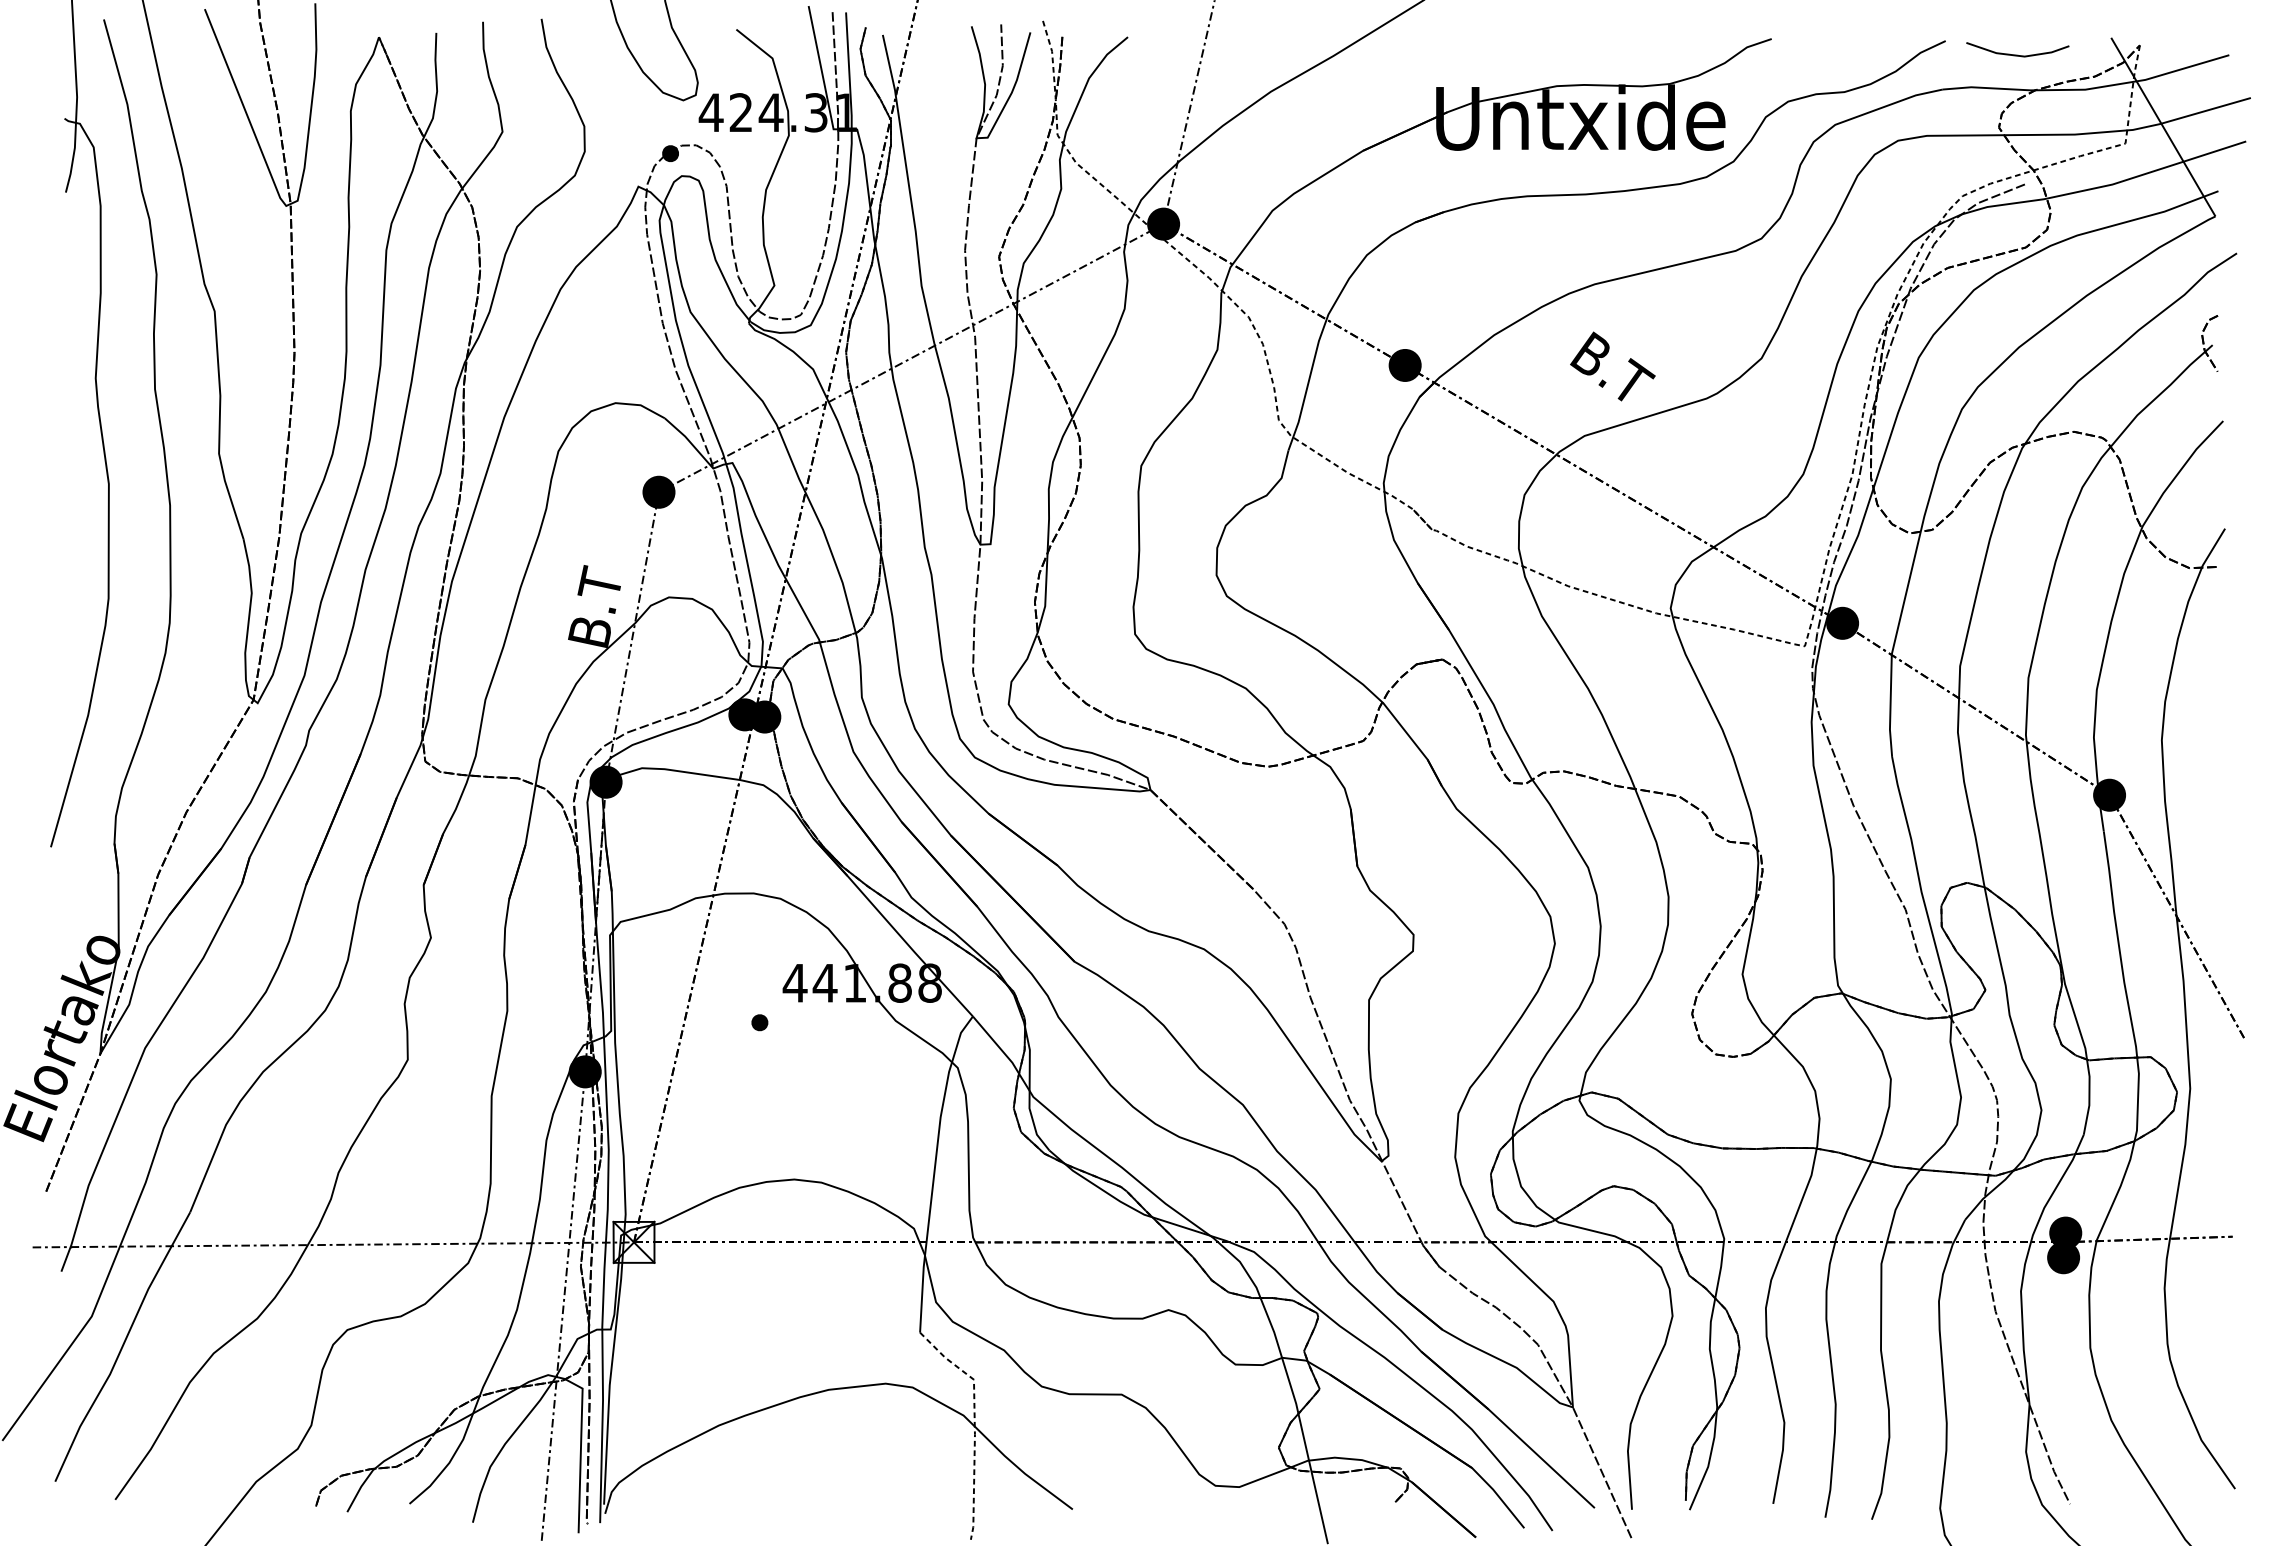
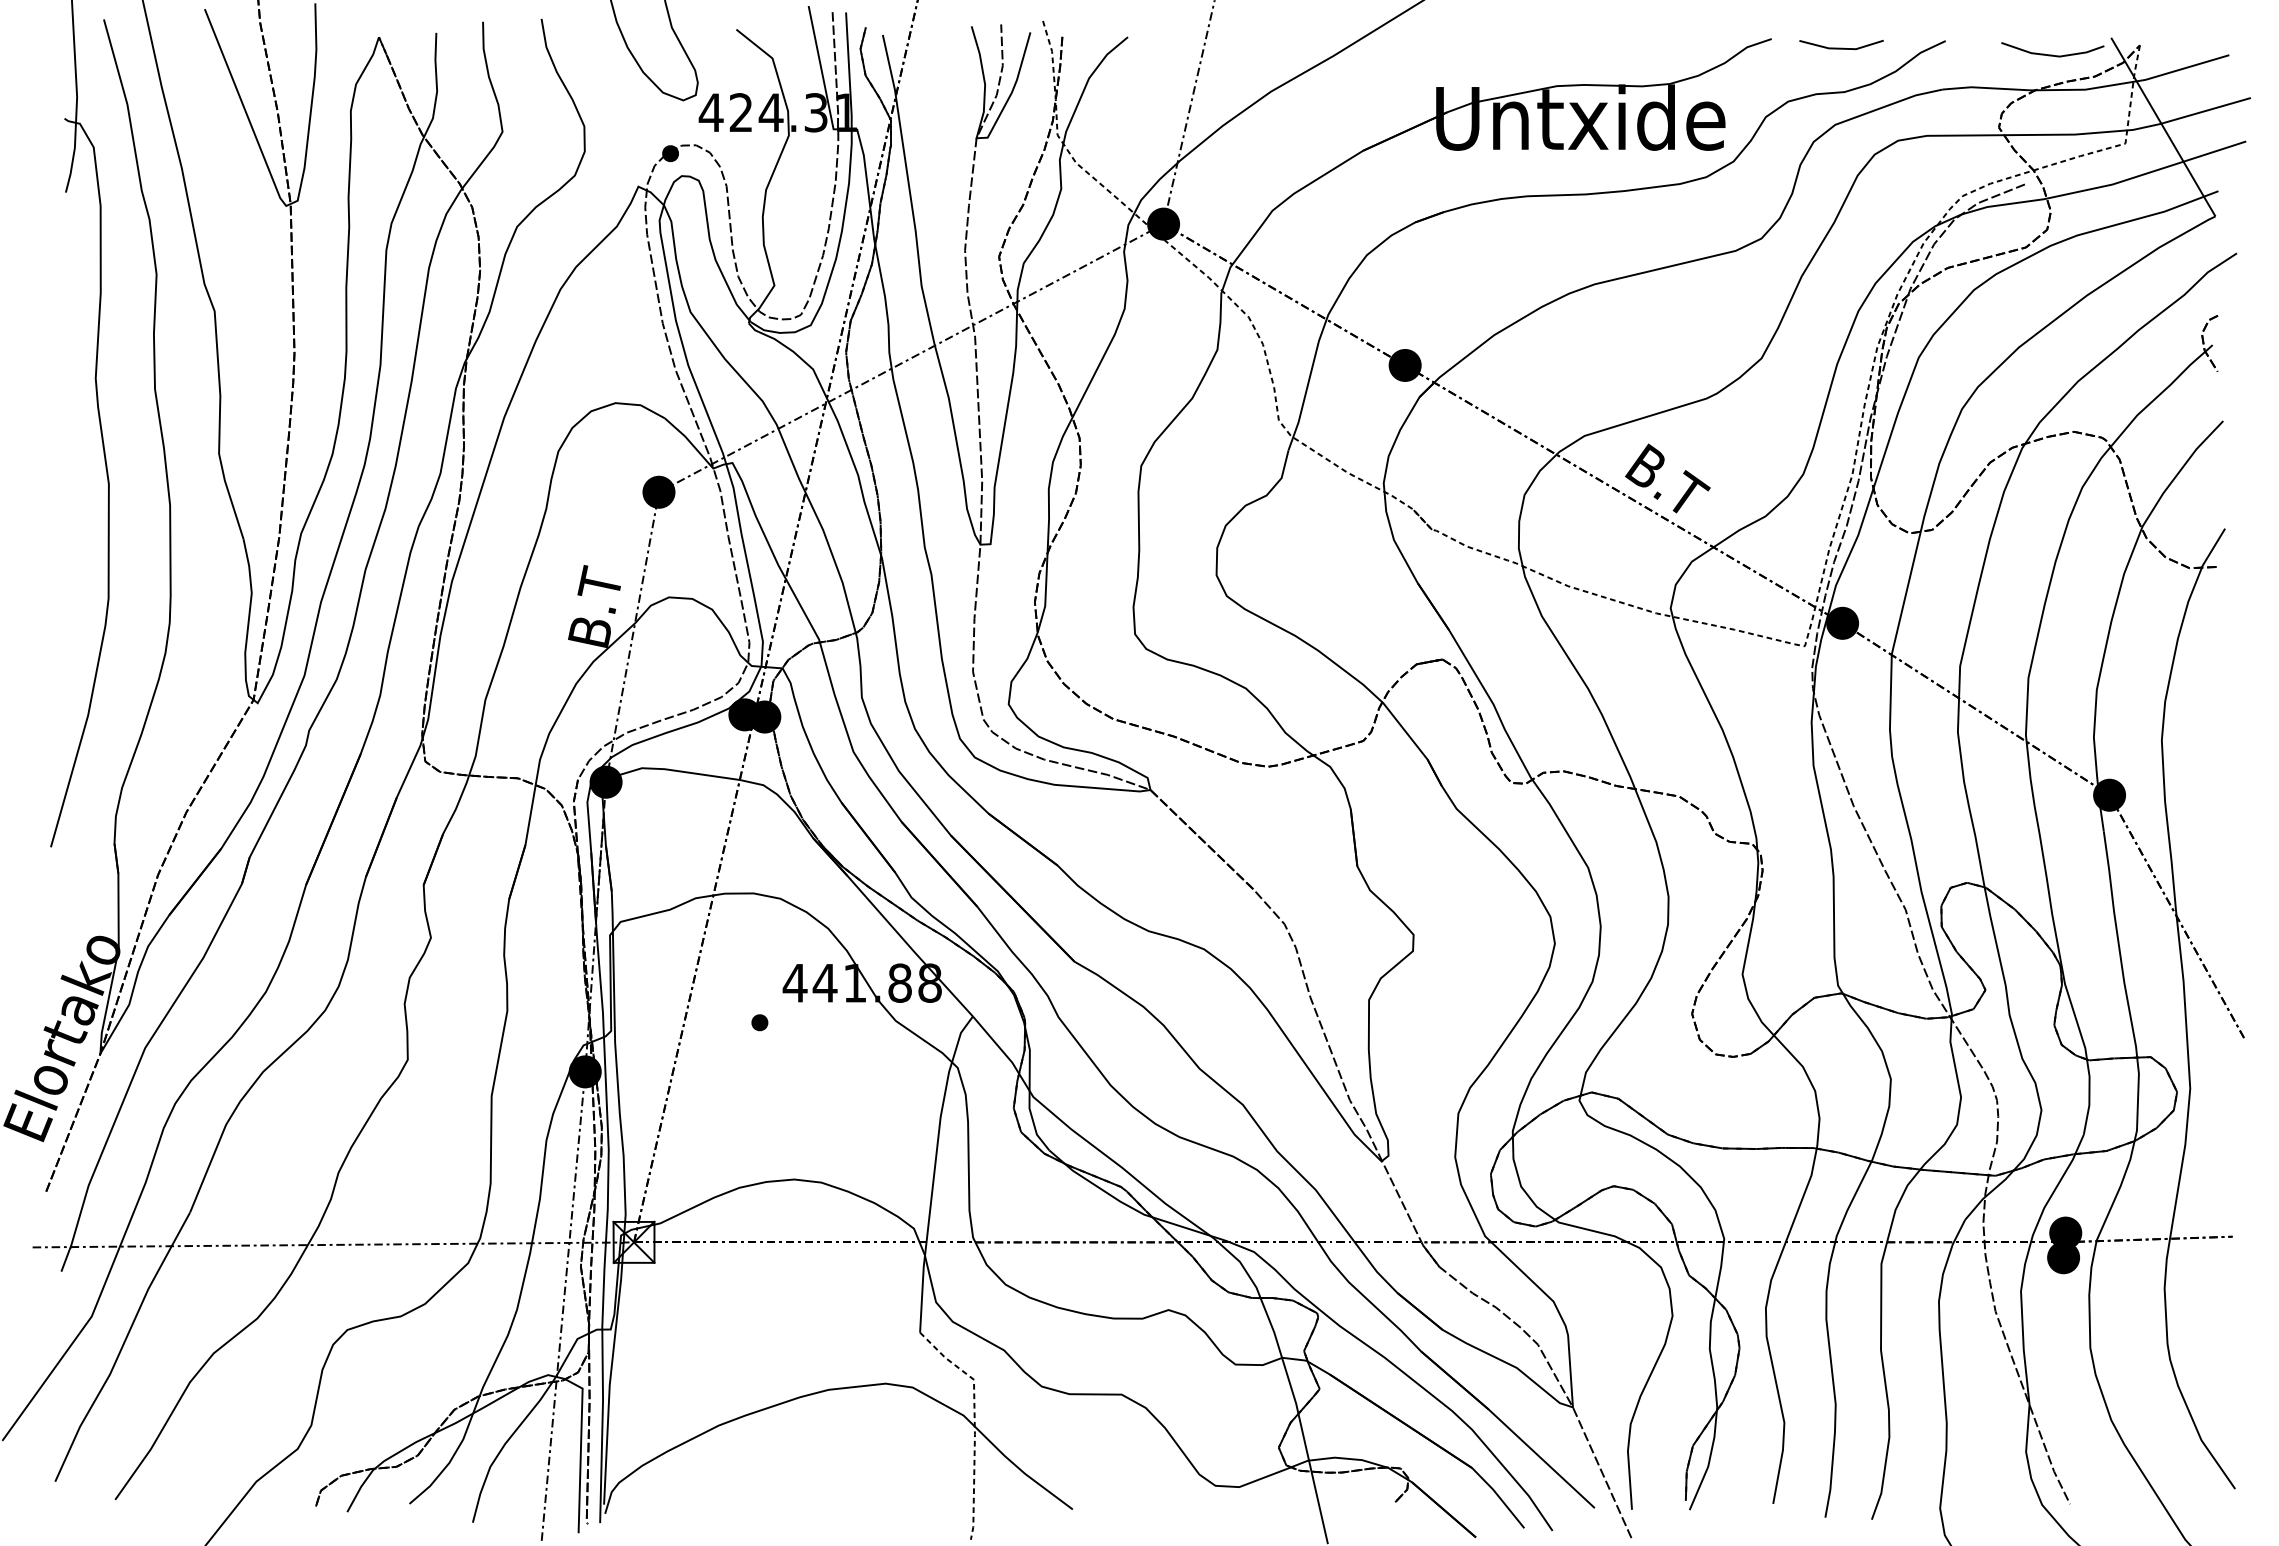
line: none -> present (1841, 47)
line position: (2017, 54) -> (2052, 54) (2052, 54)
text position: (1612, 366) -> (1667, 478) (1667, 478)
